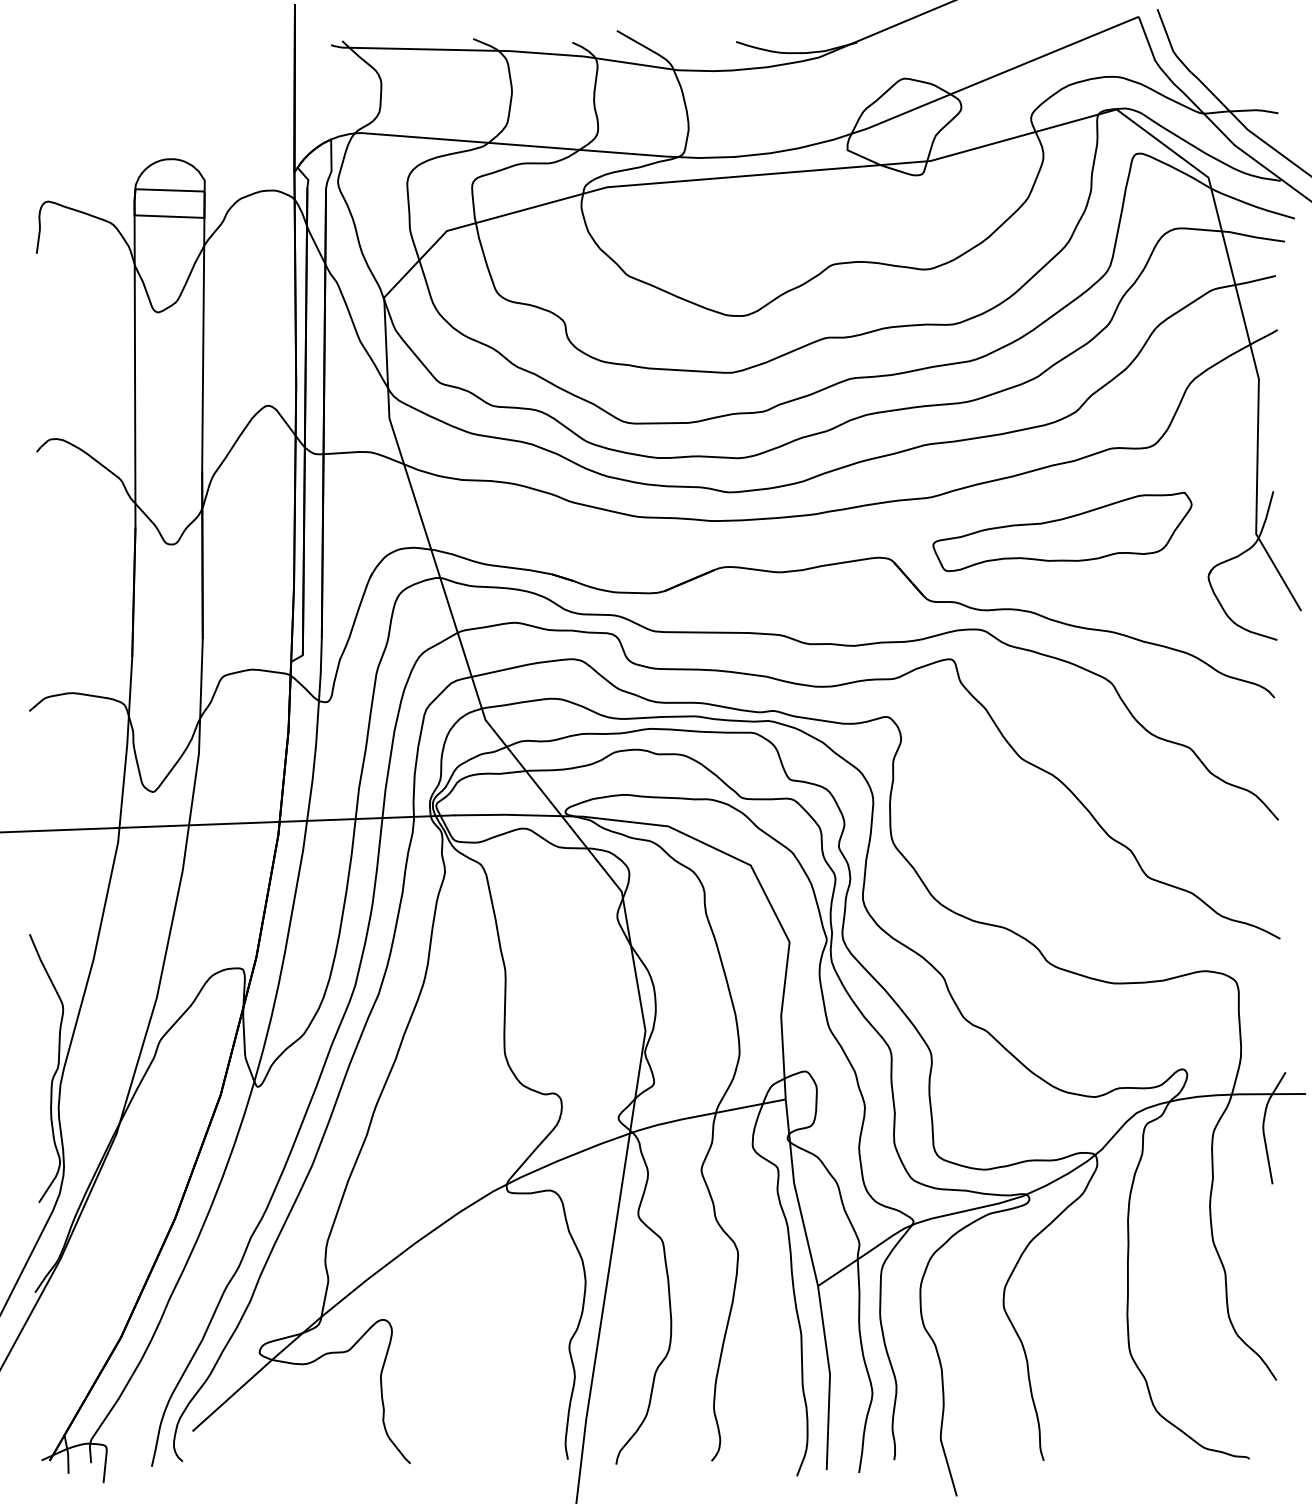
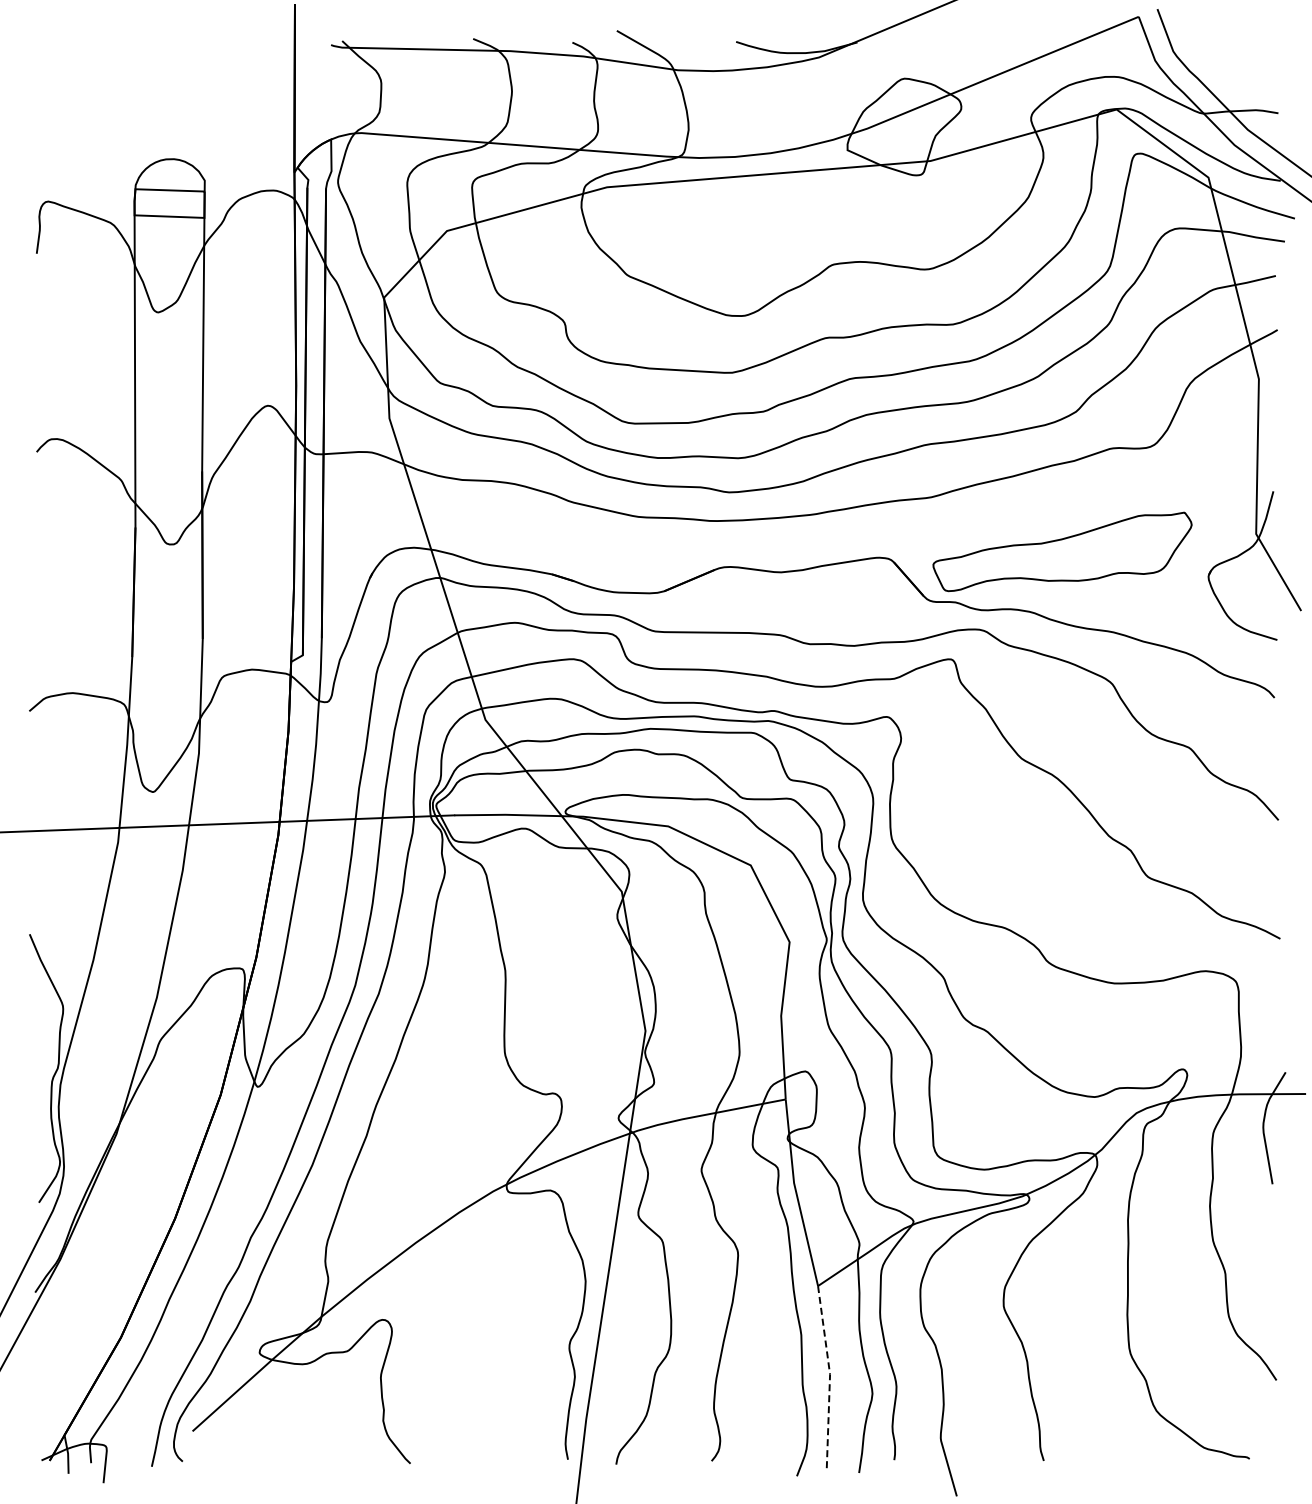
part position: (1062, 531) -> (1062, 551) (1062, 551)
line: solid -> dashed (829, 1377)
